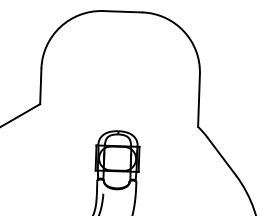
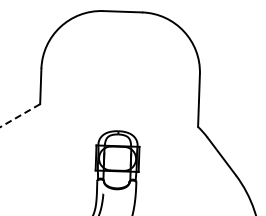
line: solid -> dashed (20, 115)
